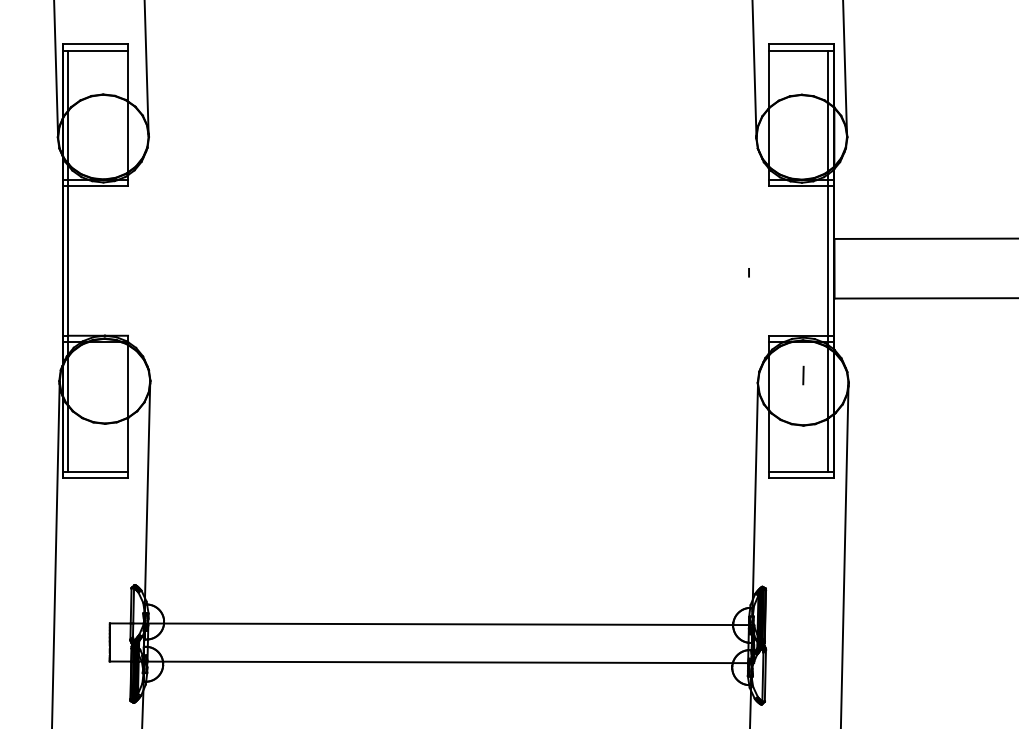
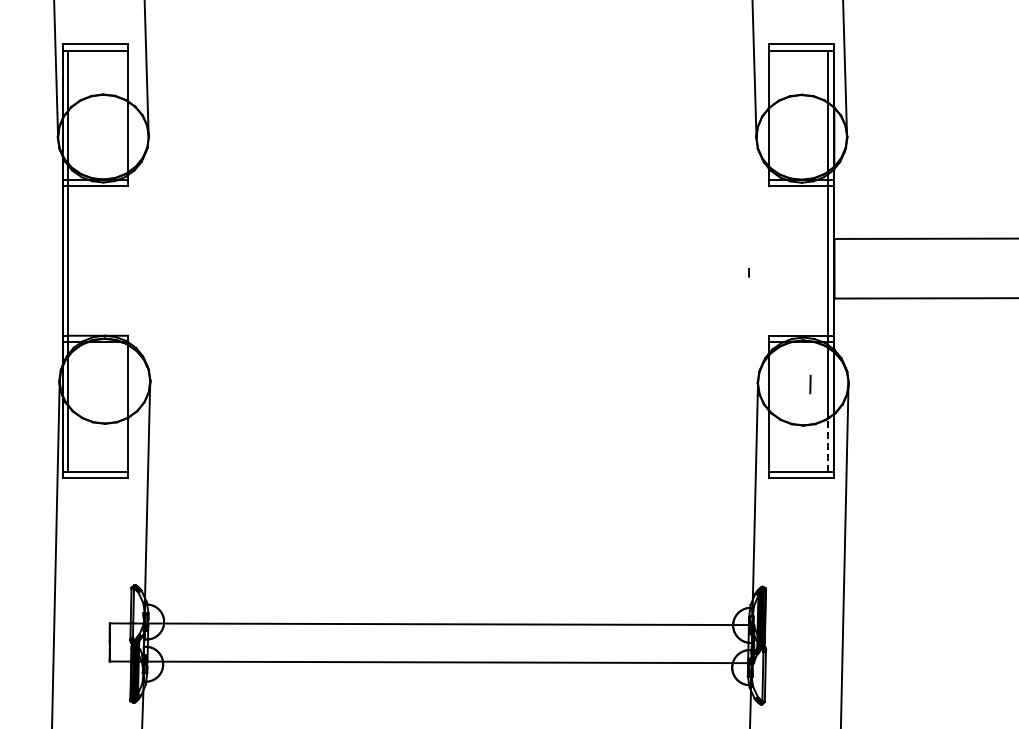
line position: (803, 375) -> (810, 384) (810, 384)
line: solid -> dashed (828, 444)
